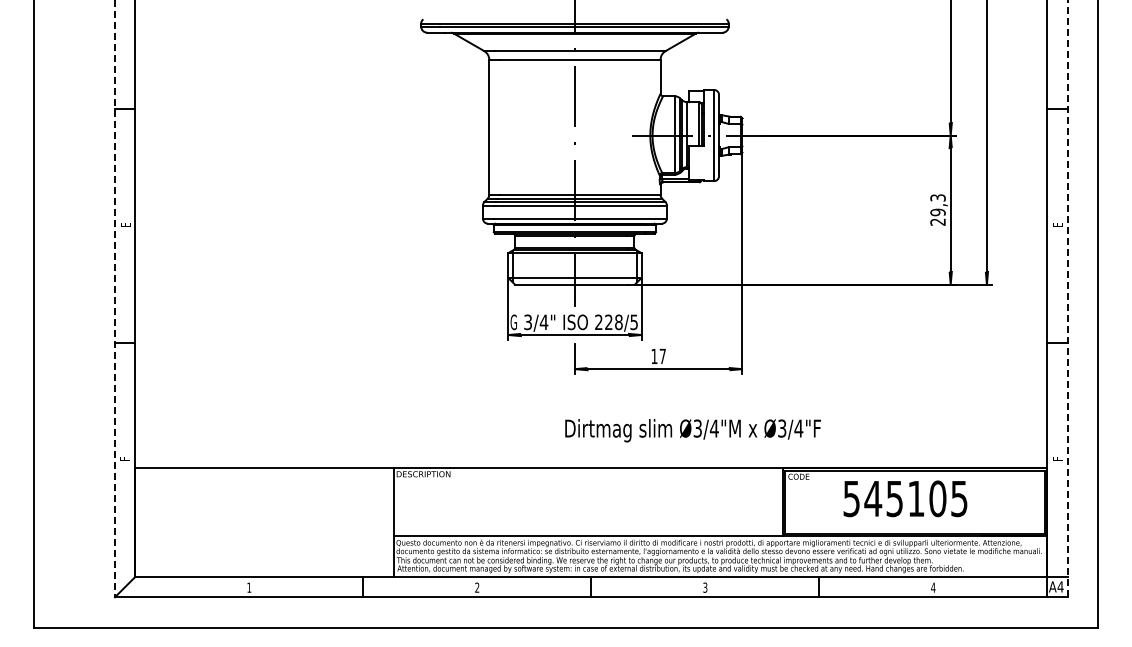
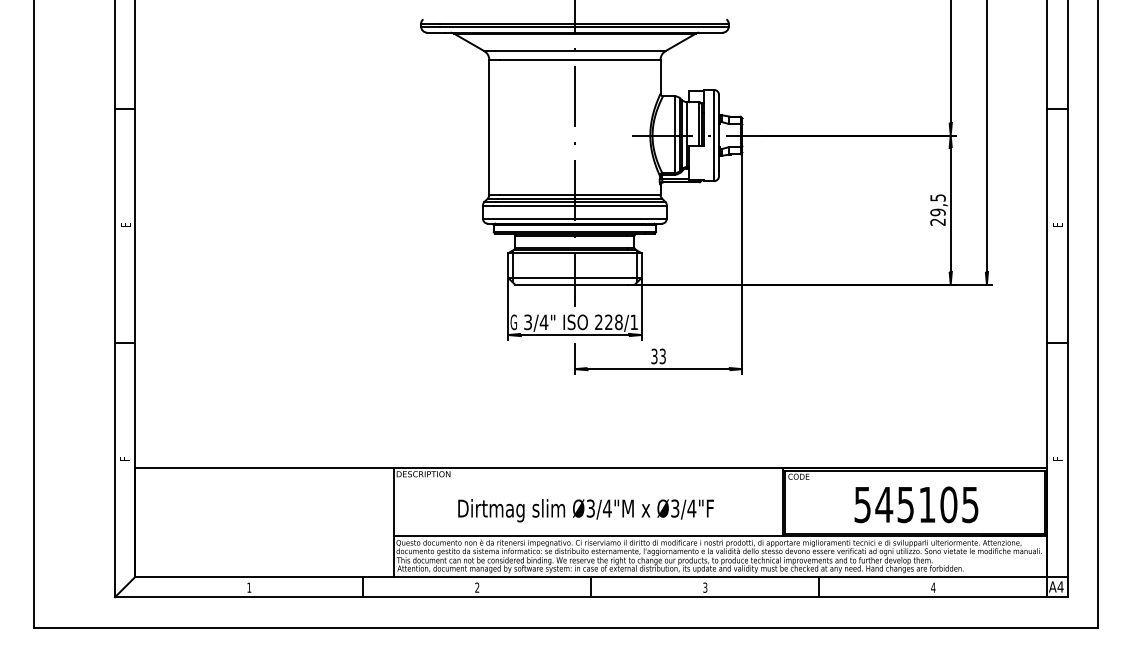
text: 29,3 -> 29,5 (937, 197)
line: dashed -> solid (1067, 298)
line: dashed -> solid (115, 299)
text: 228/5 -> 228/1 (633, 322)
text: 17 -> 33 (658, 356)
text position: (692, 430) -> (585, 510) (585, 510)
text position: (905, 498) -> (916, 504) (916, 504)
